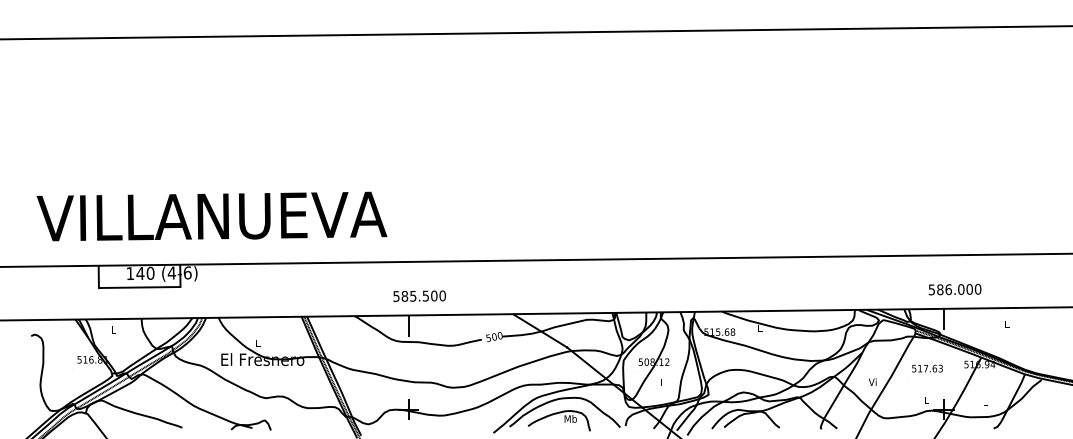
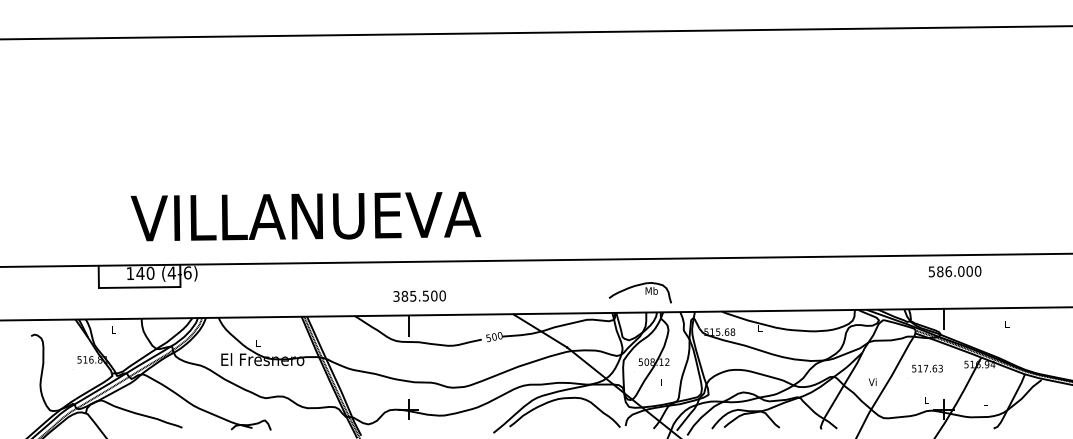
text position: (211, 216) -> (305, 216) (305, 216)
text position: (954, 289) -> (954, 271) (954, 271)
text: 585.500 -> 385.500 (396, 296)
part position: (558, 420) -> (639, 292) (639, 292)
